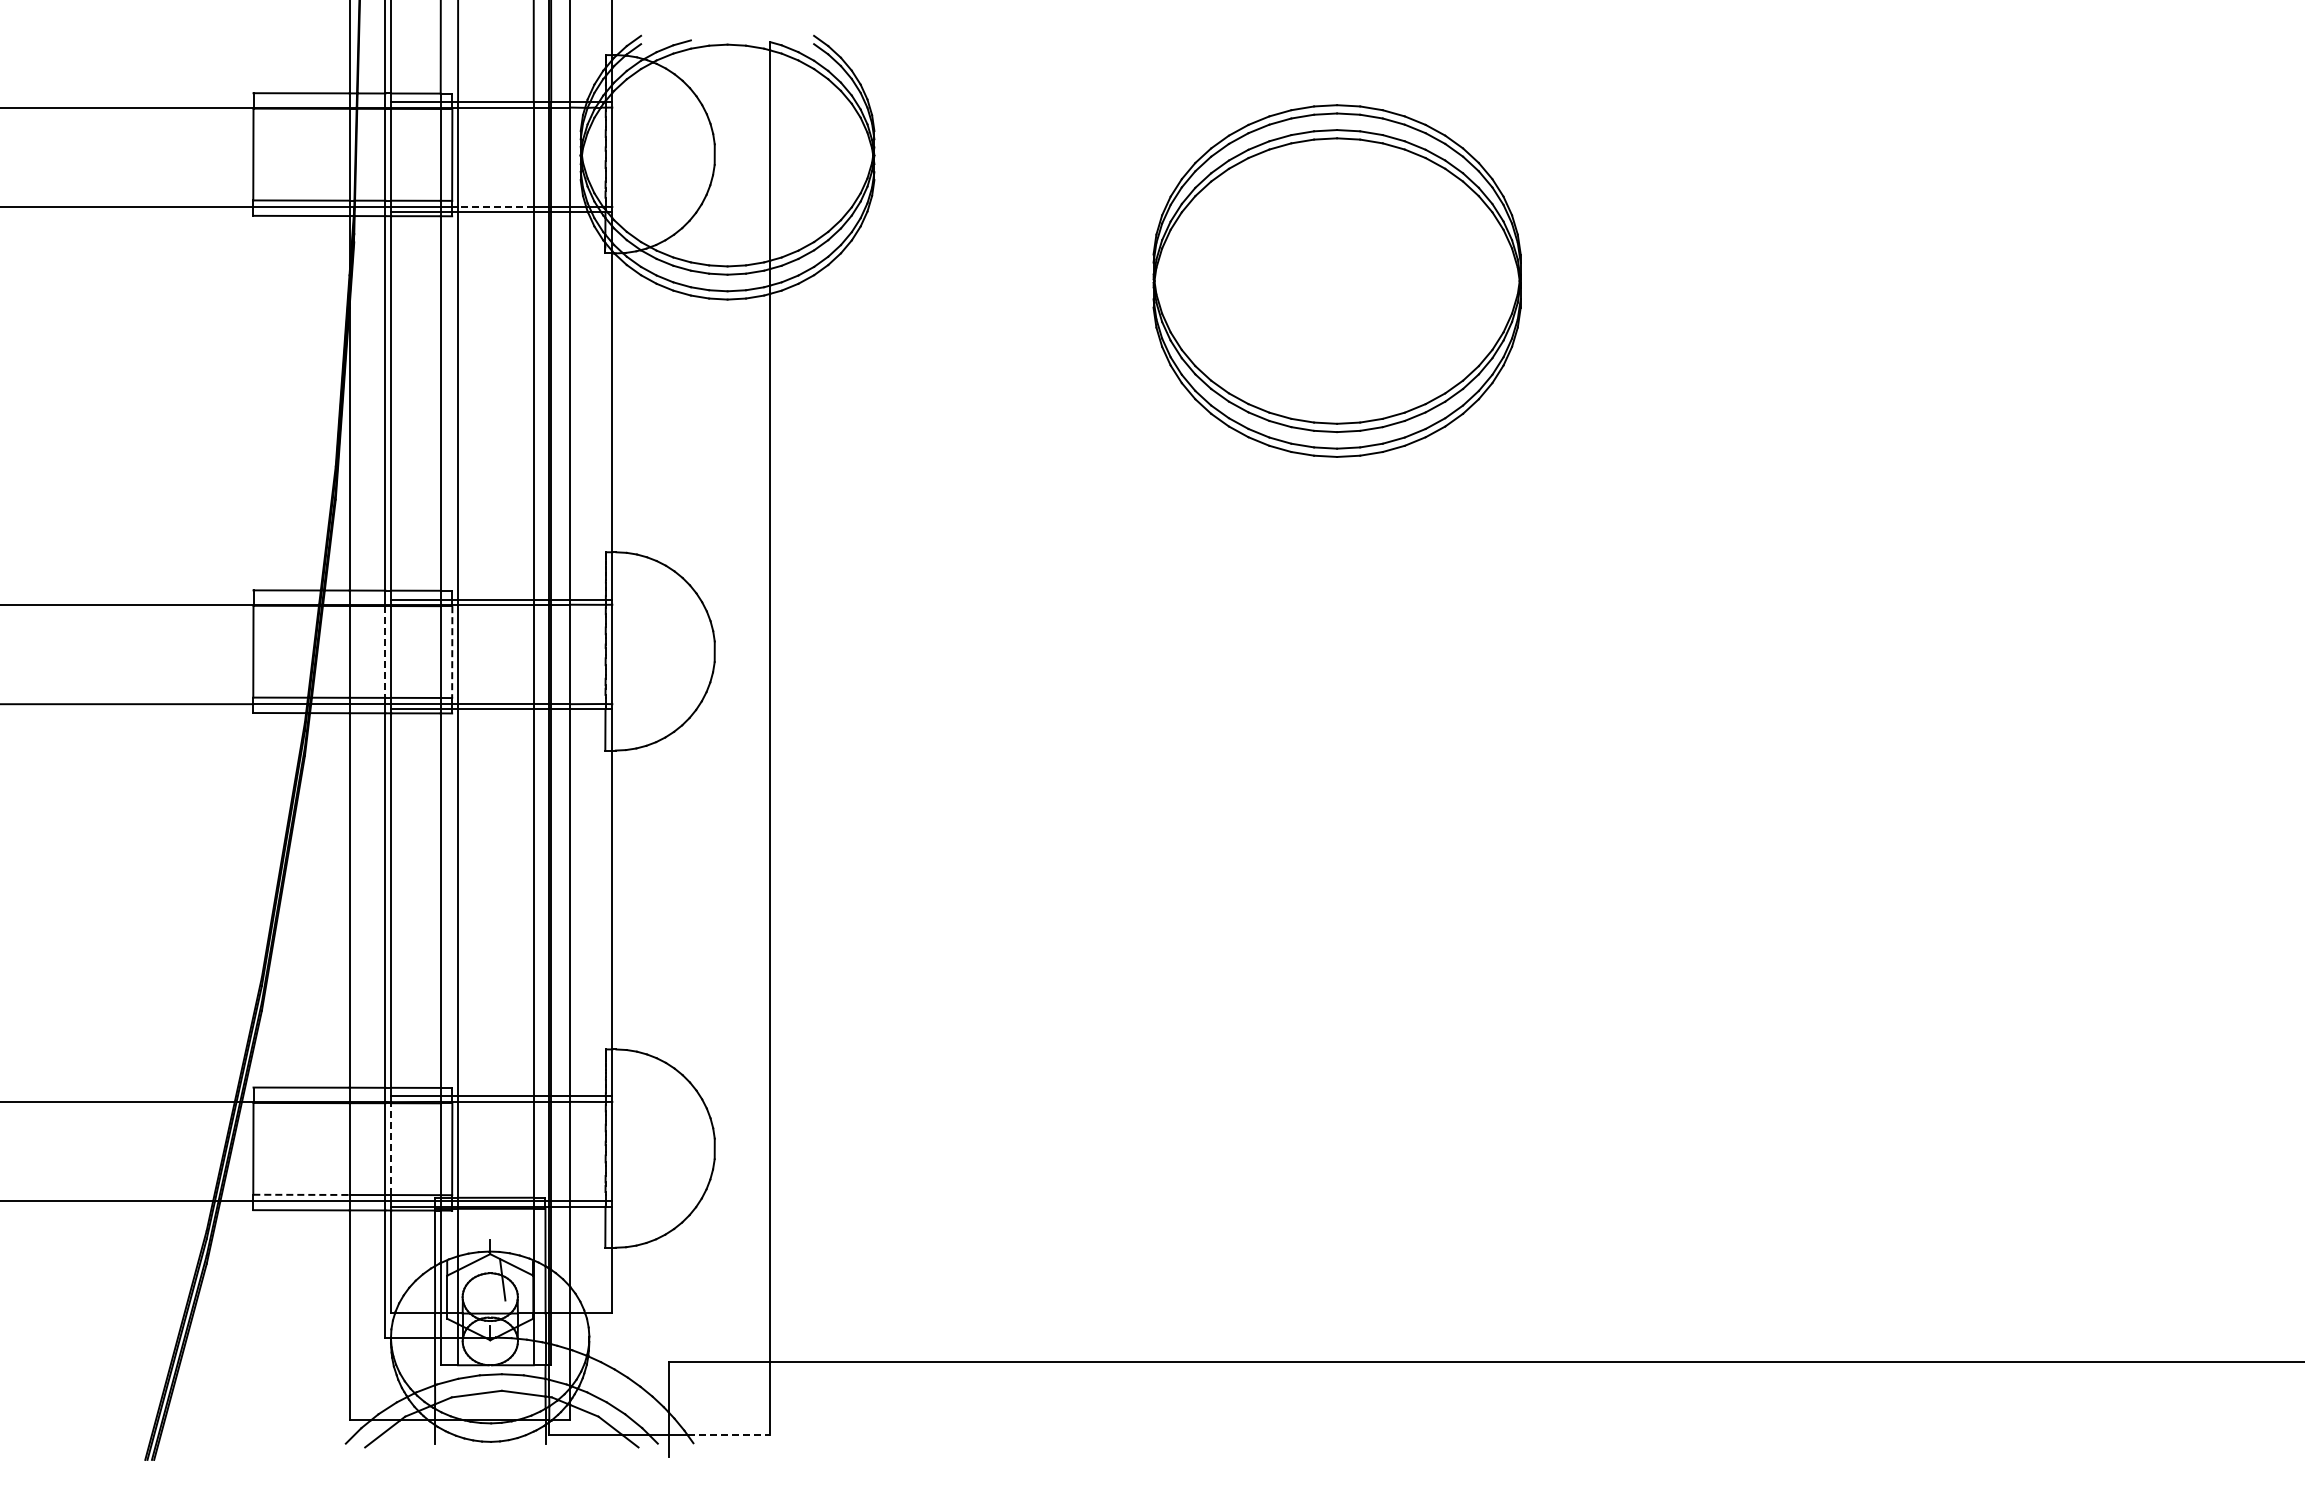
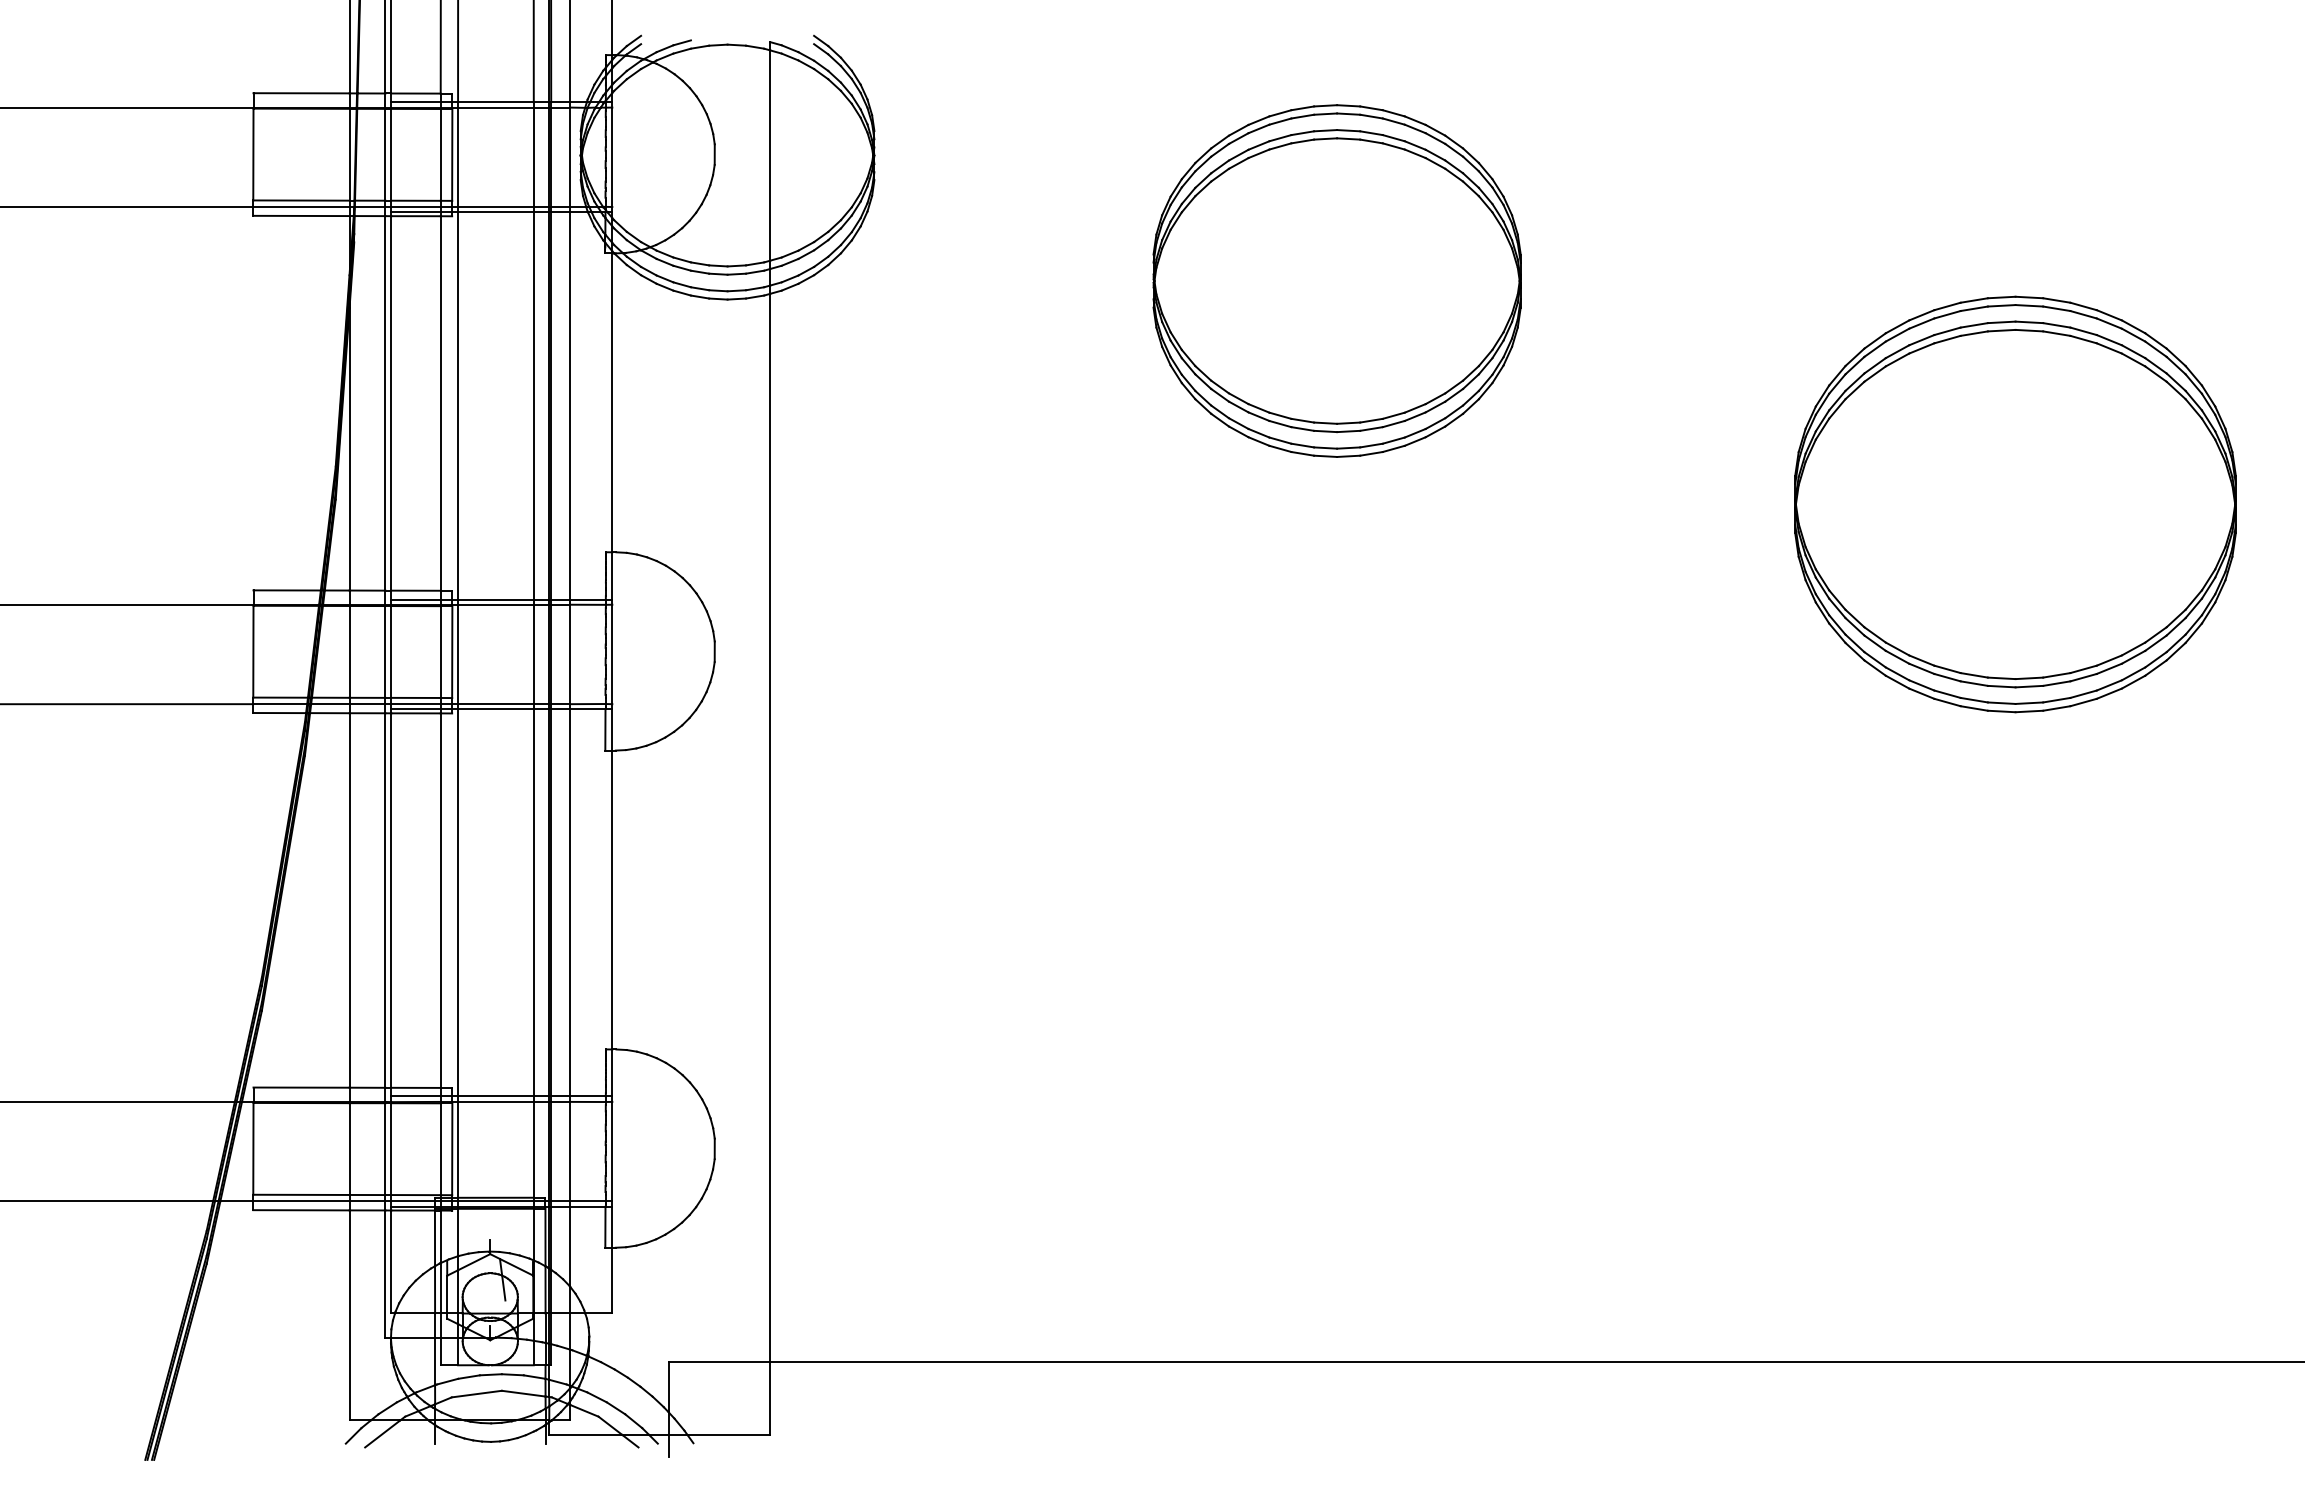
line: dashed -> solid (495, 207)
part: none -> present (2015, 504)
line: dashed -> solid (385, 651)
line: dashed -> solid (452, 652)
line: dashed -> solid (391, 1149)
line: dashed -> solid (301, 1194)
line: dashed -> solid (729, 1435)
